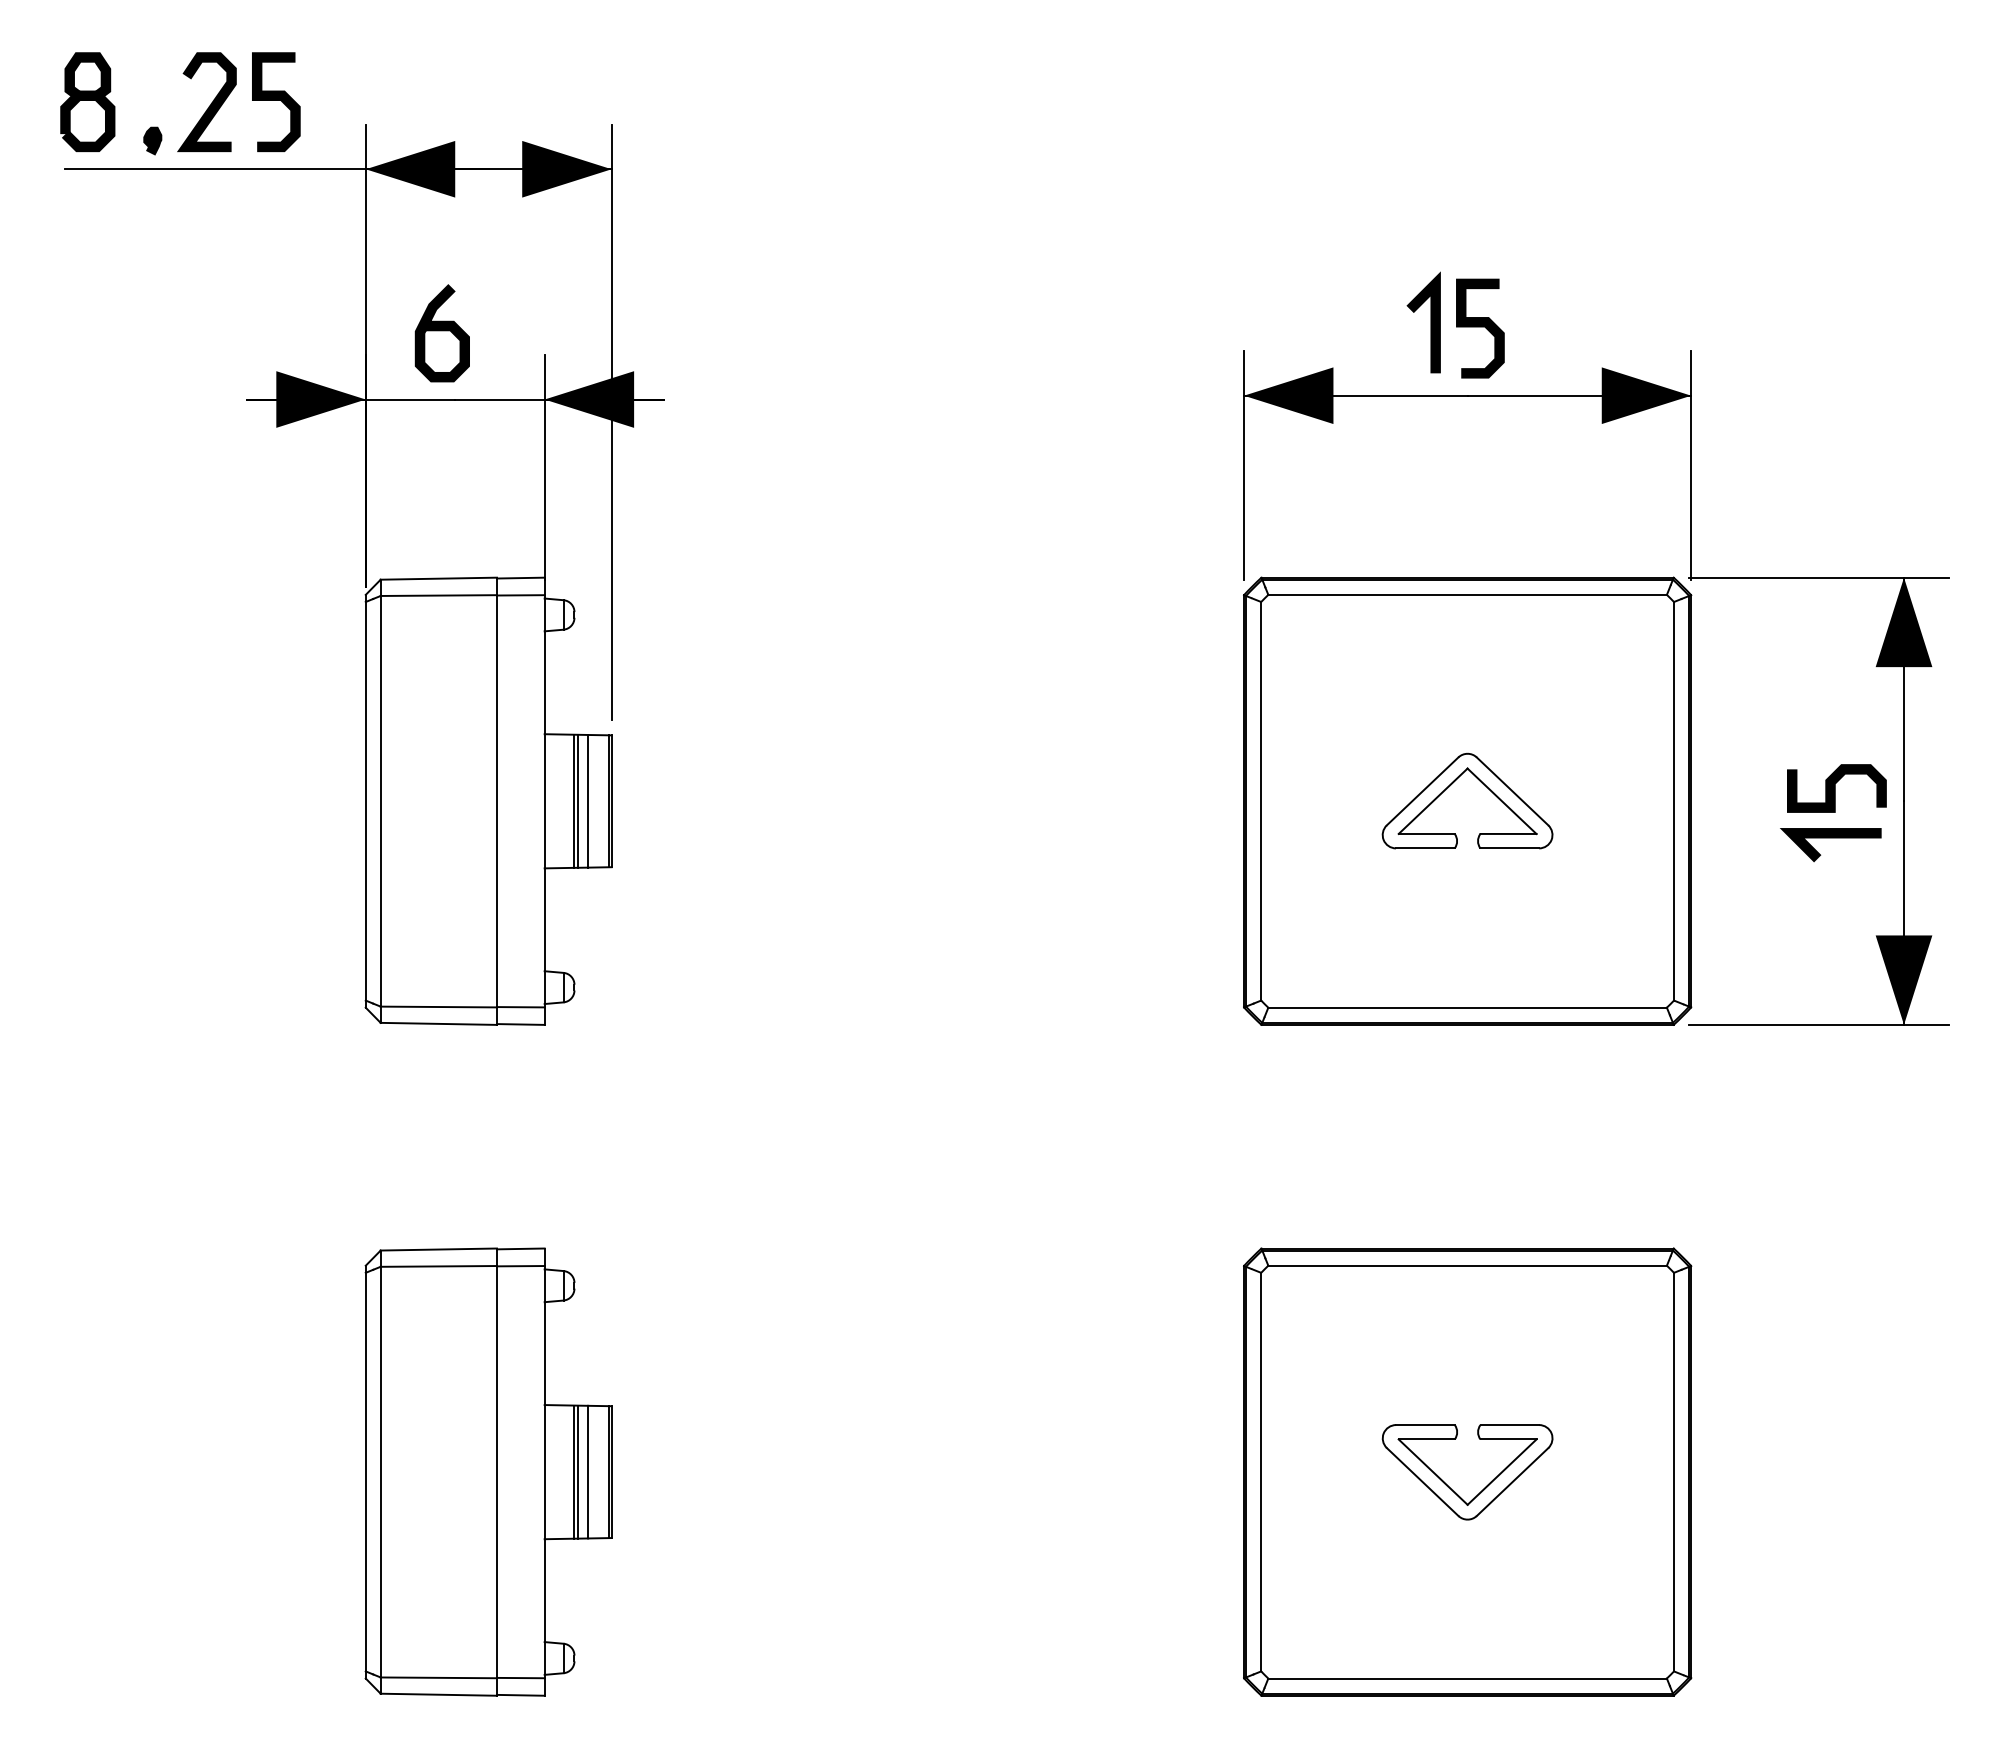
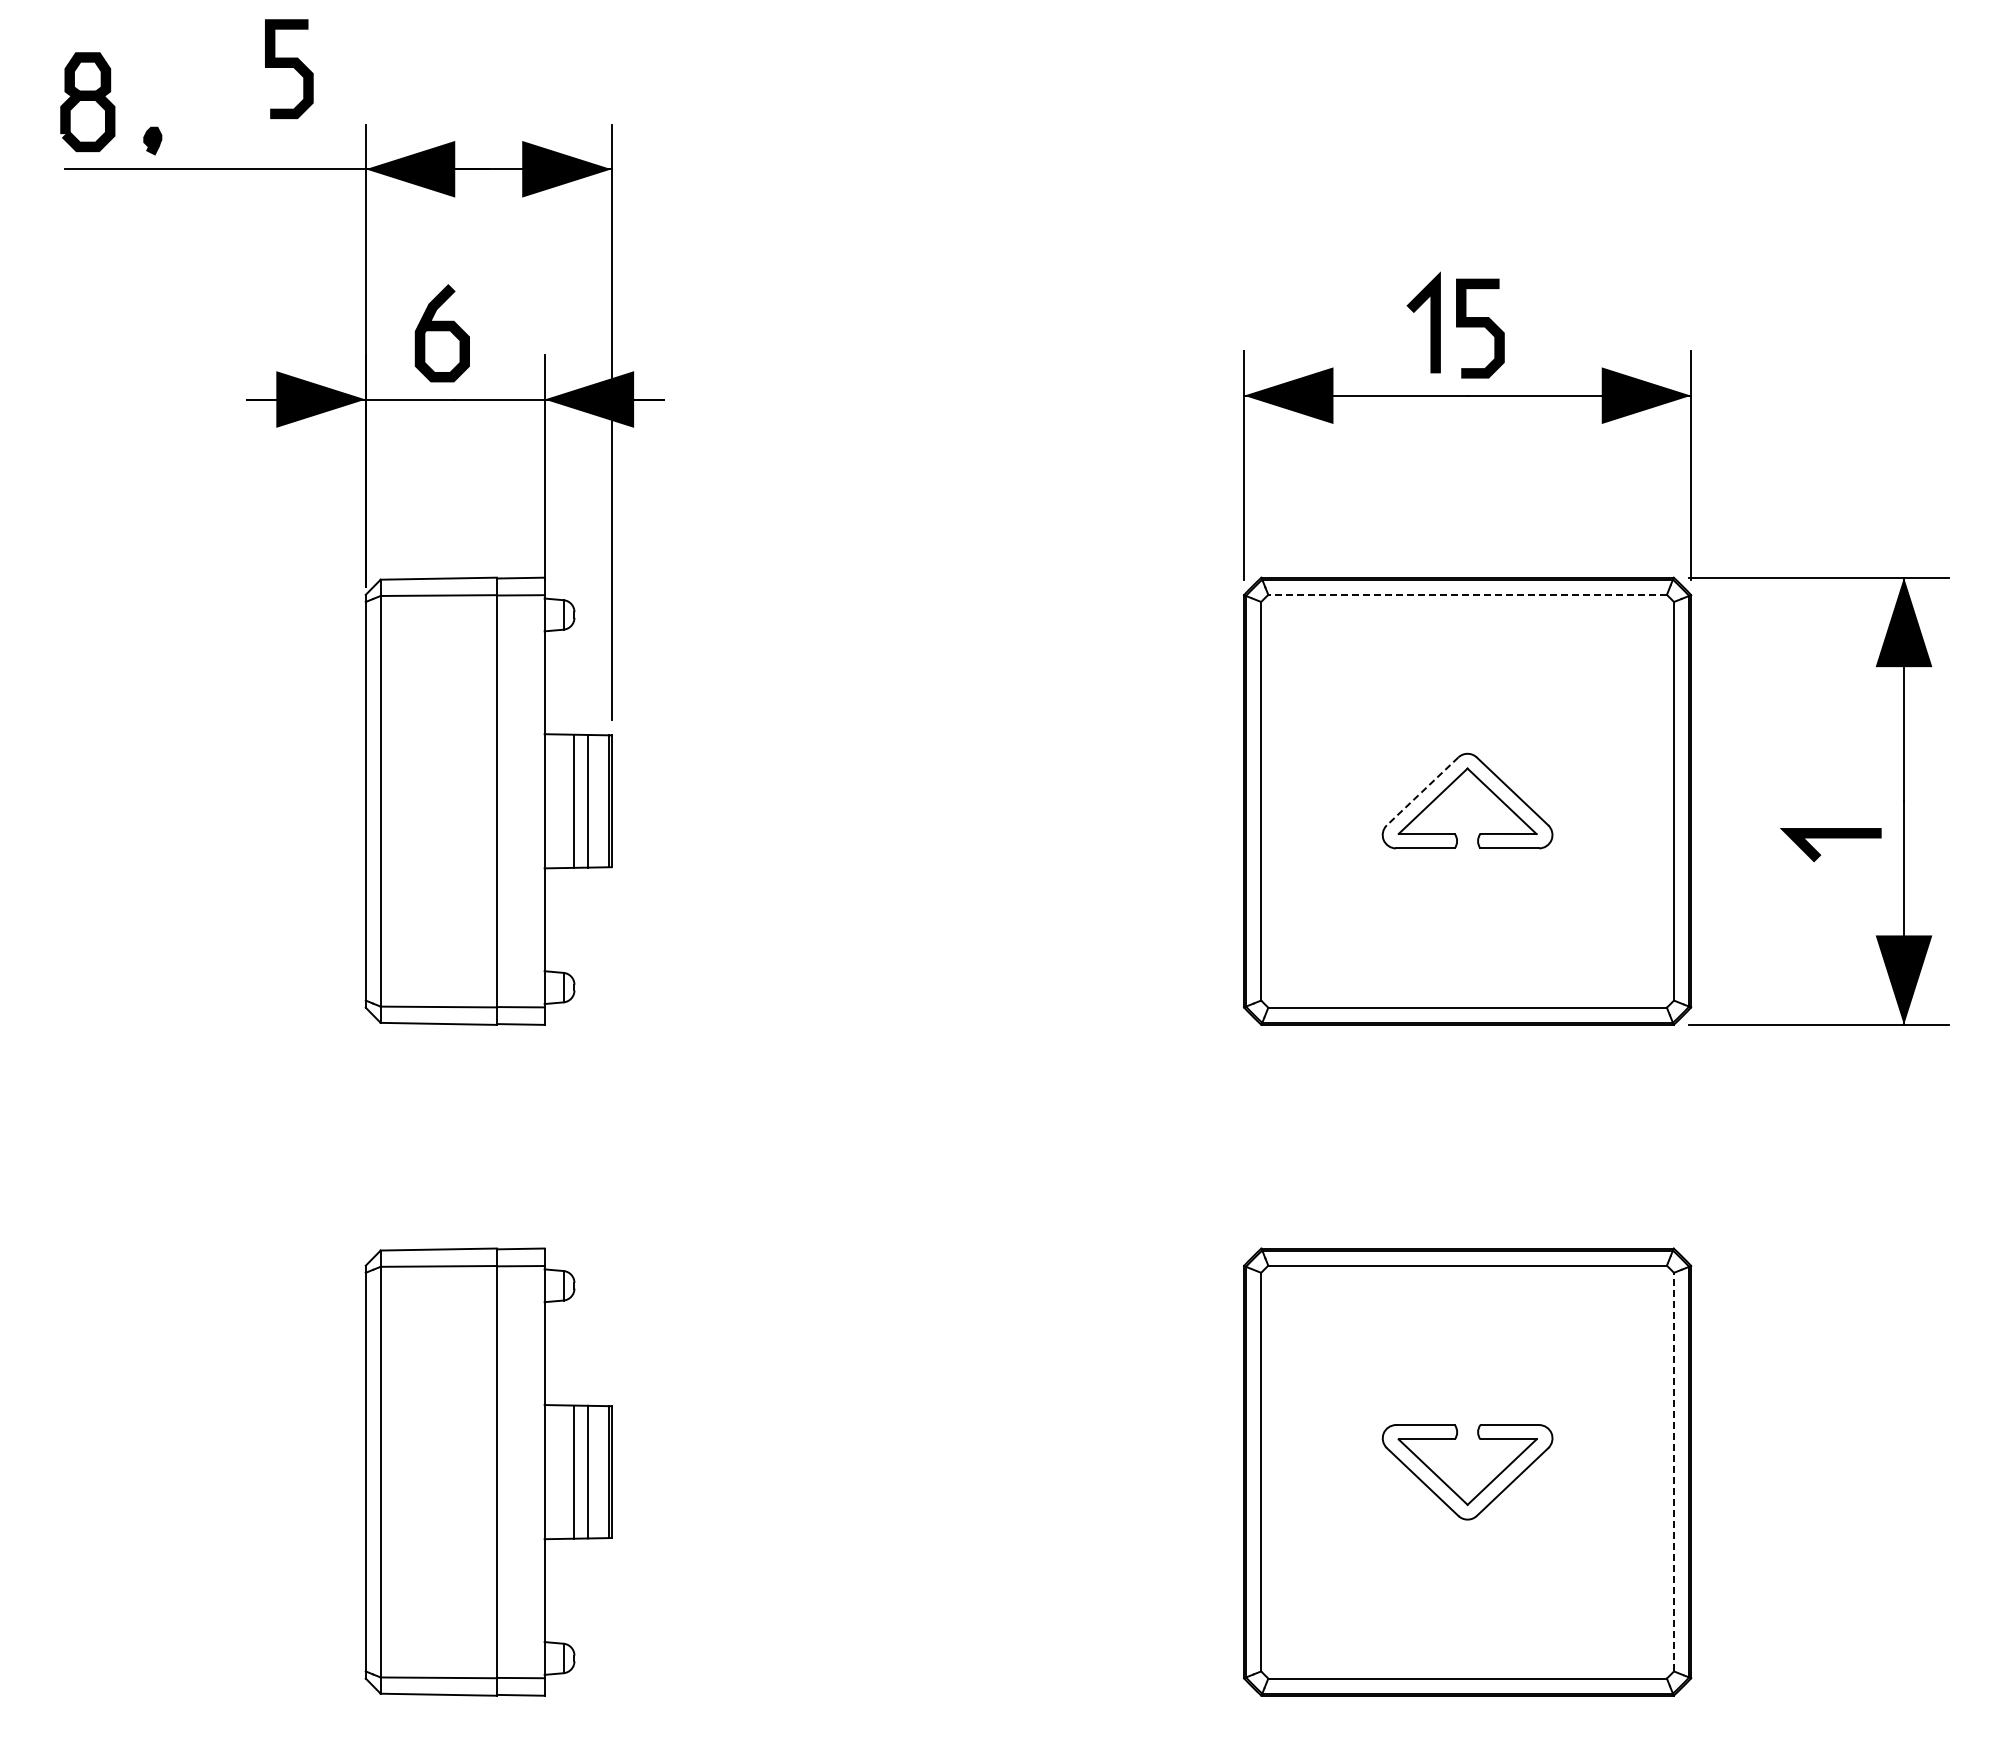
curve position: (276, 100) -> (289, 67) (289, 67)
curve: present -> none (210, 103)
line: solid -> dashed (1467, 594)
curve: present -> none (1835, 788)
line: solid -> dashed (1422, 791)
line: present -> none (577, 800)
line: present -> none (577, 1471)
line: solid -> dashed (1674, 1471)
